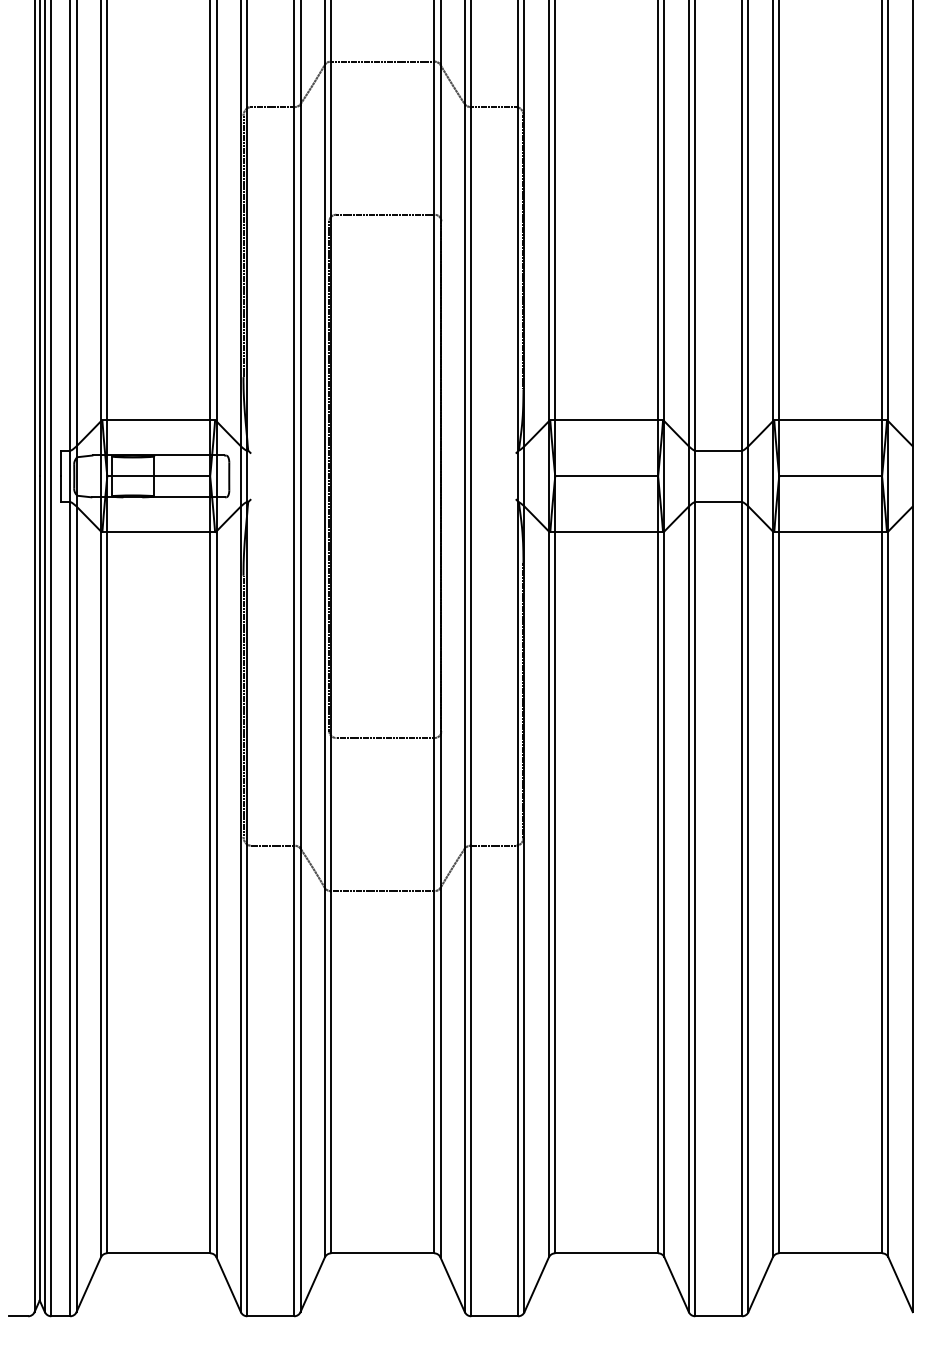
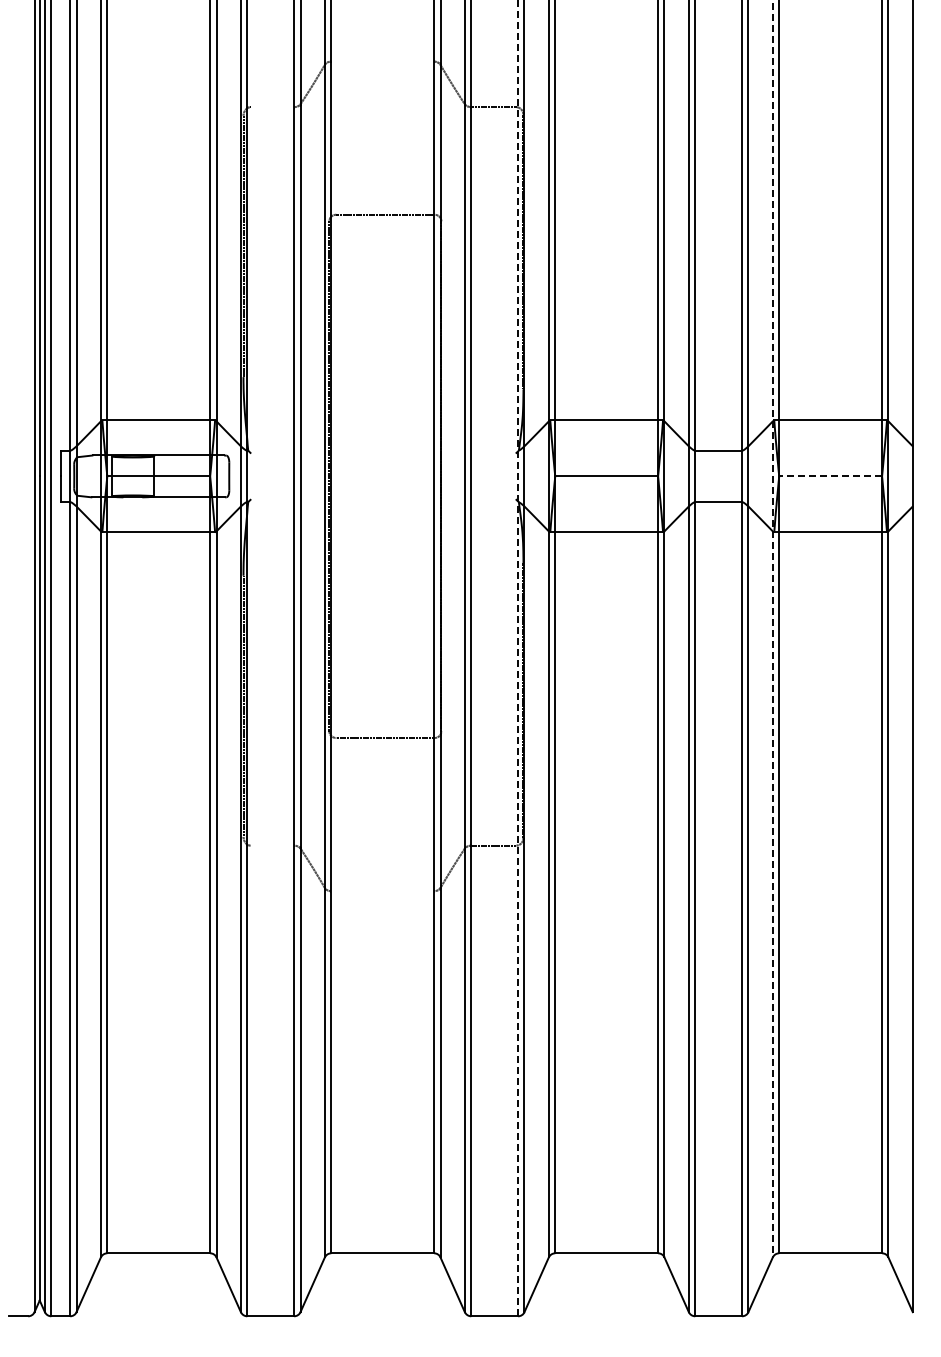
line: present -> none (382, 61)
line: present -> none (272, 107)
line: solid -> dashed (830, 476)
line: solid -> dashed (772, 628)
line: solid -> dashed (518, 658)
line: present -> none (272, 845)
line: present -> none (382, 891)
